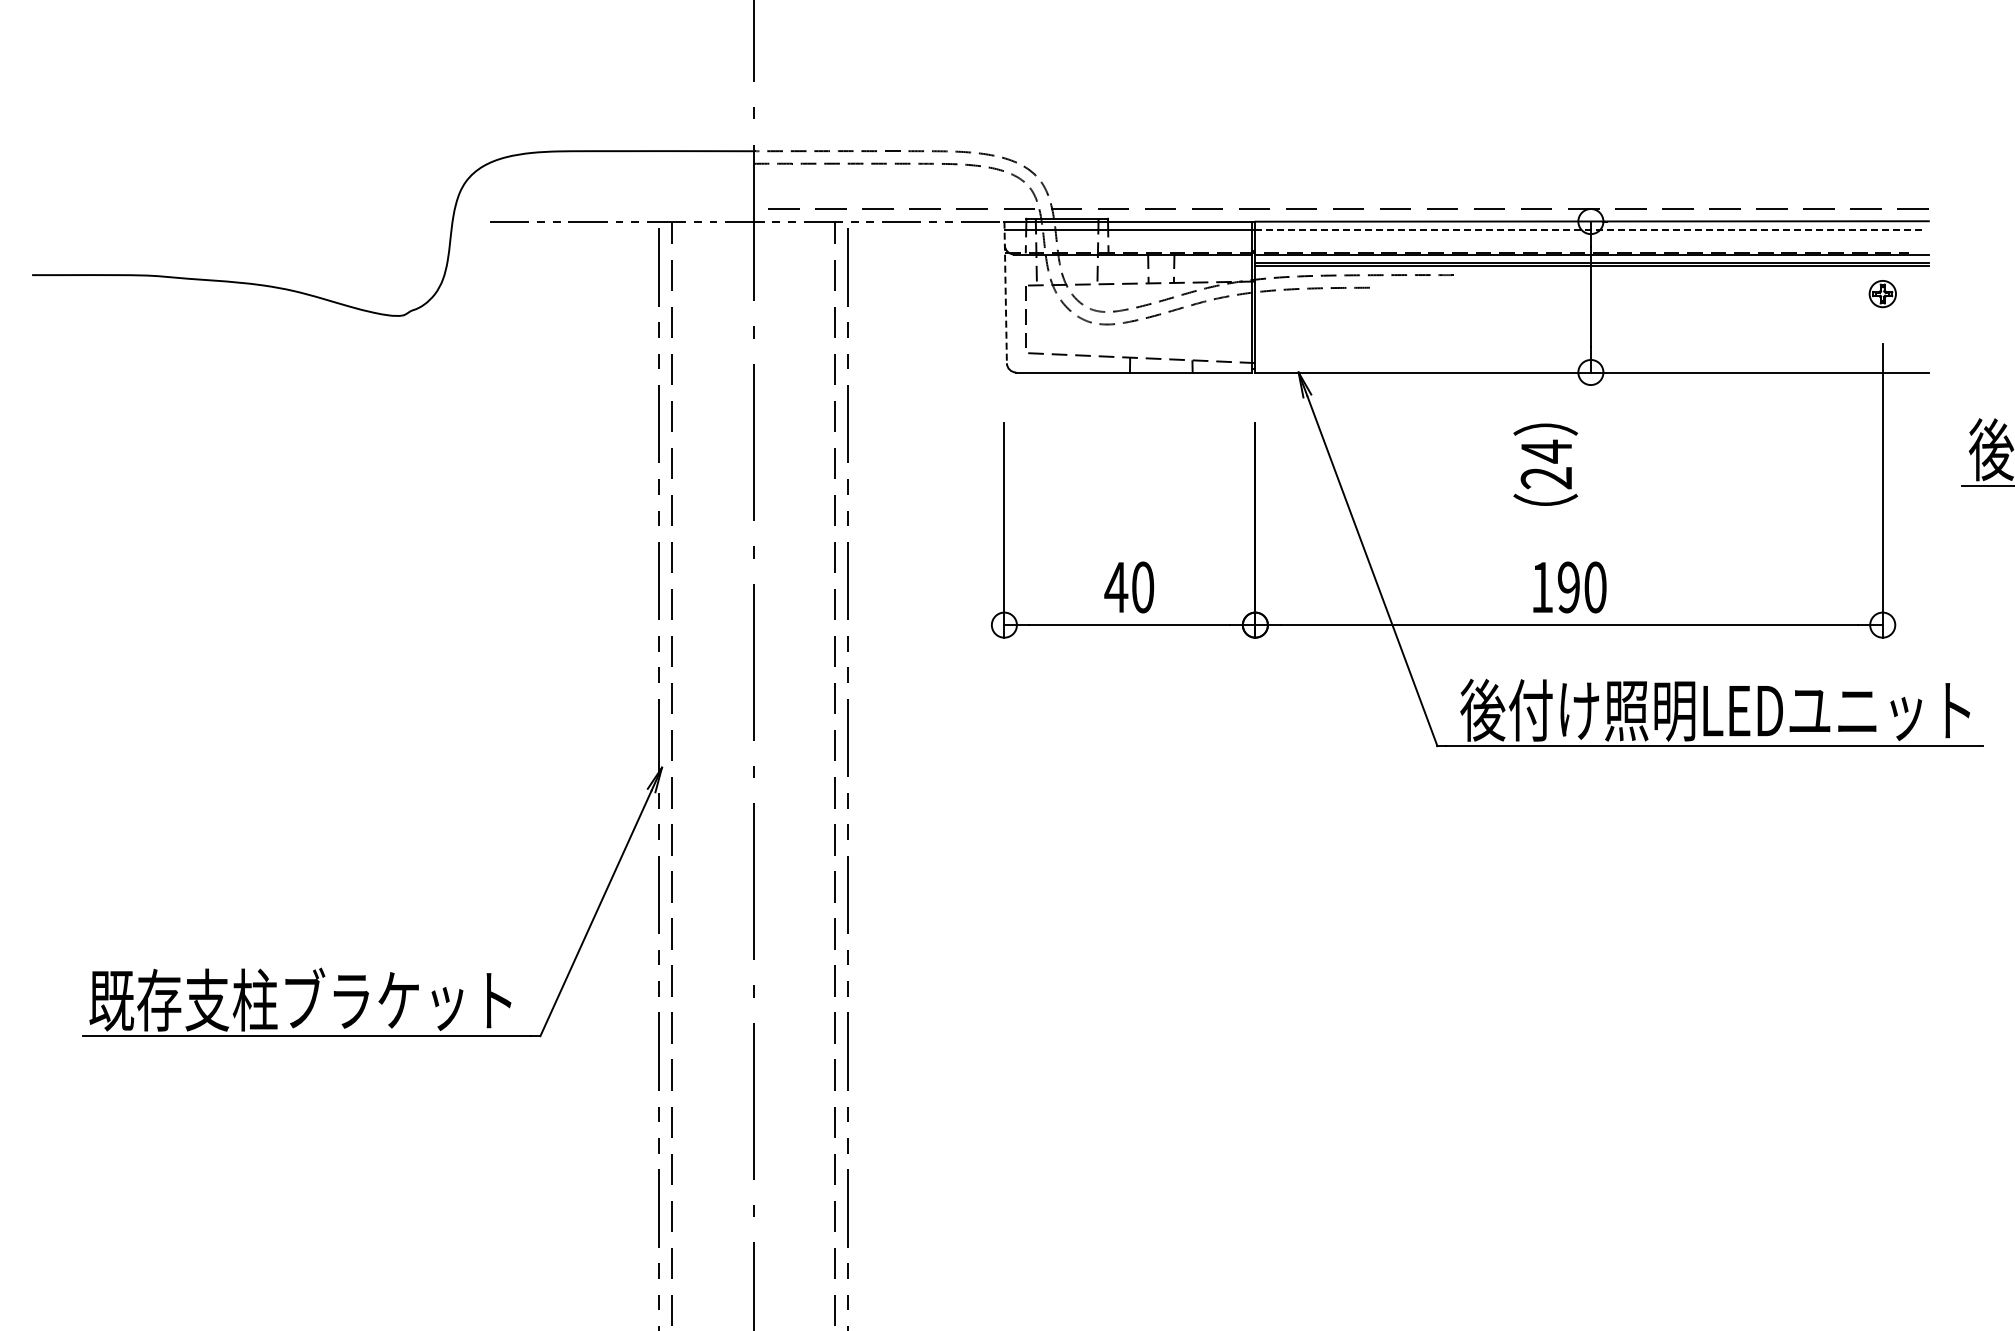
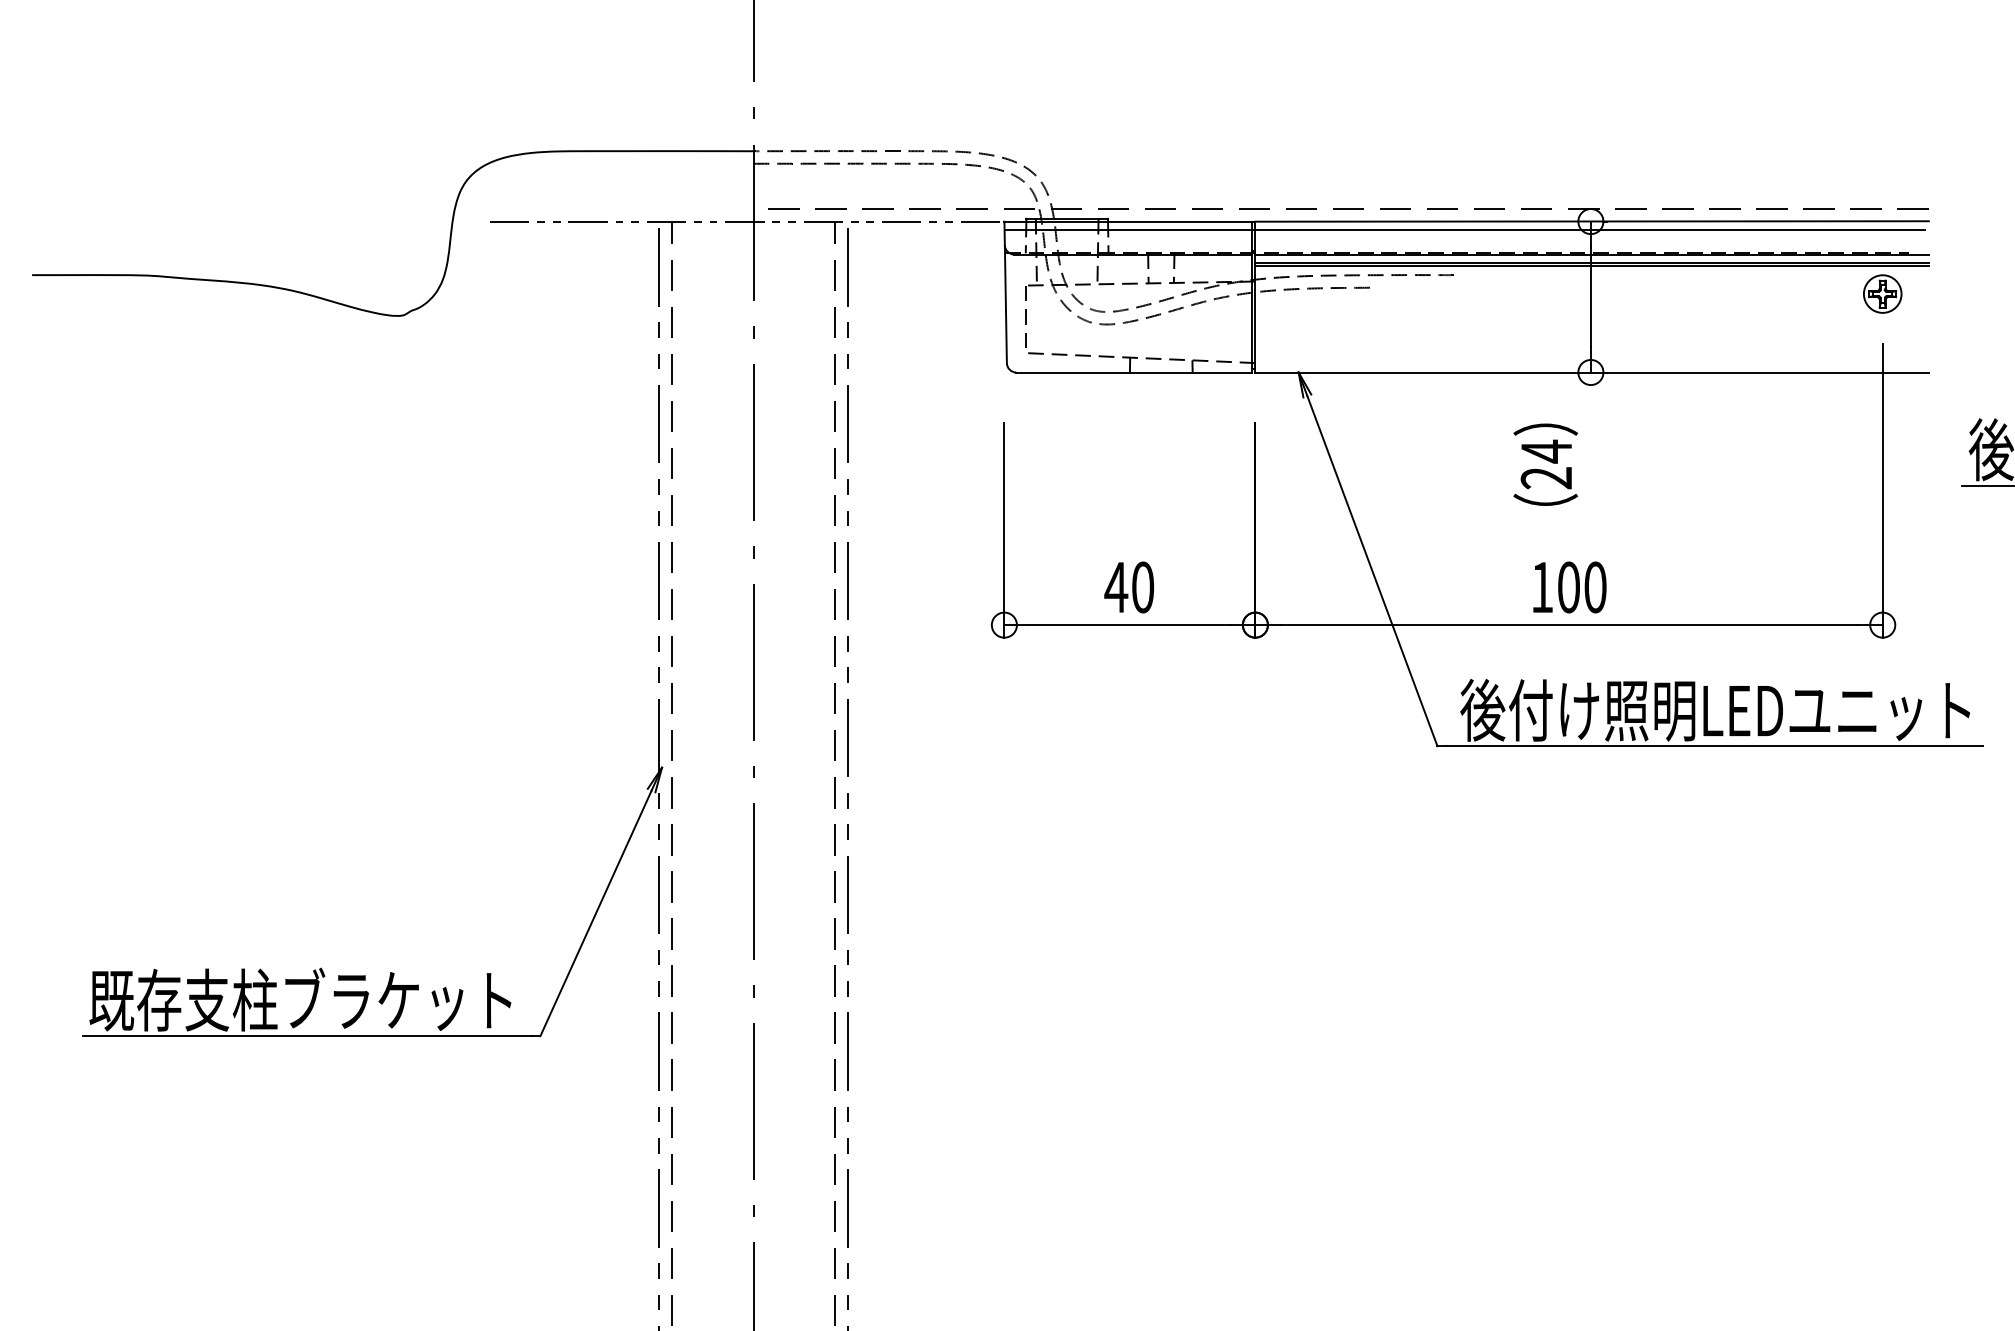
line: dashed -> solid (1590, 230)
line: dashed -> solid (1005, 292)
part size: 29x29 px -> 40x40 px (1882, 293)
text: 190 -> 100 (1568, 587)
